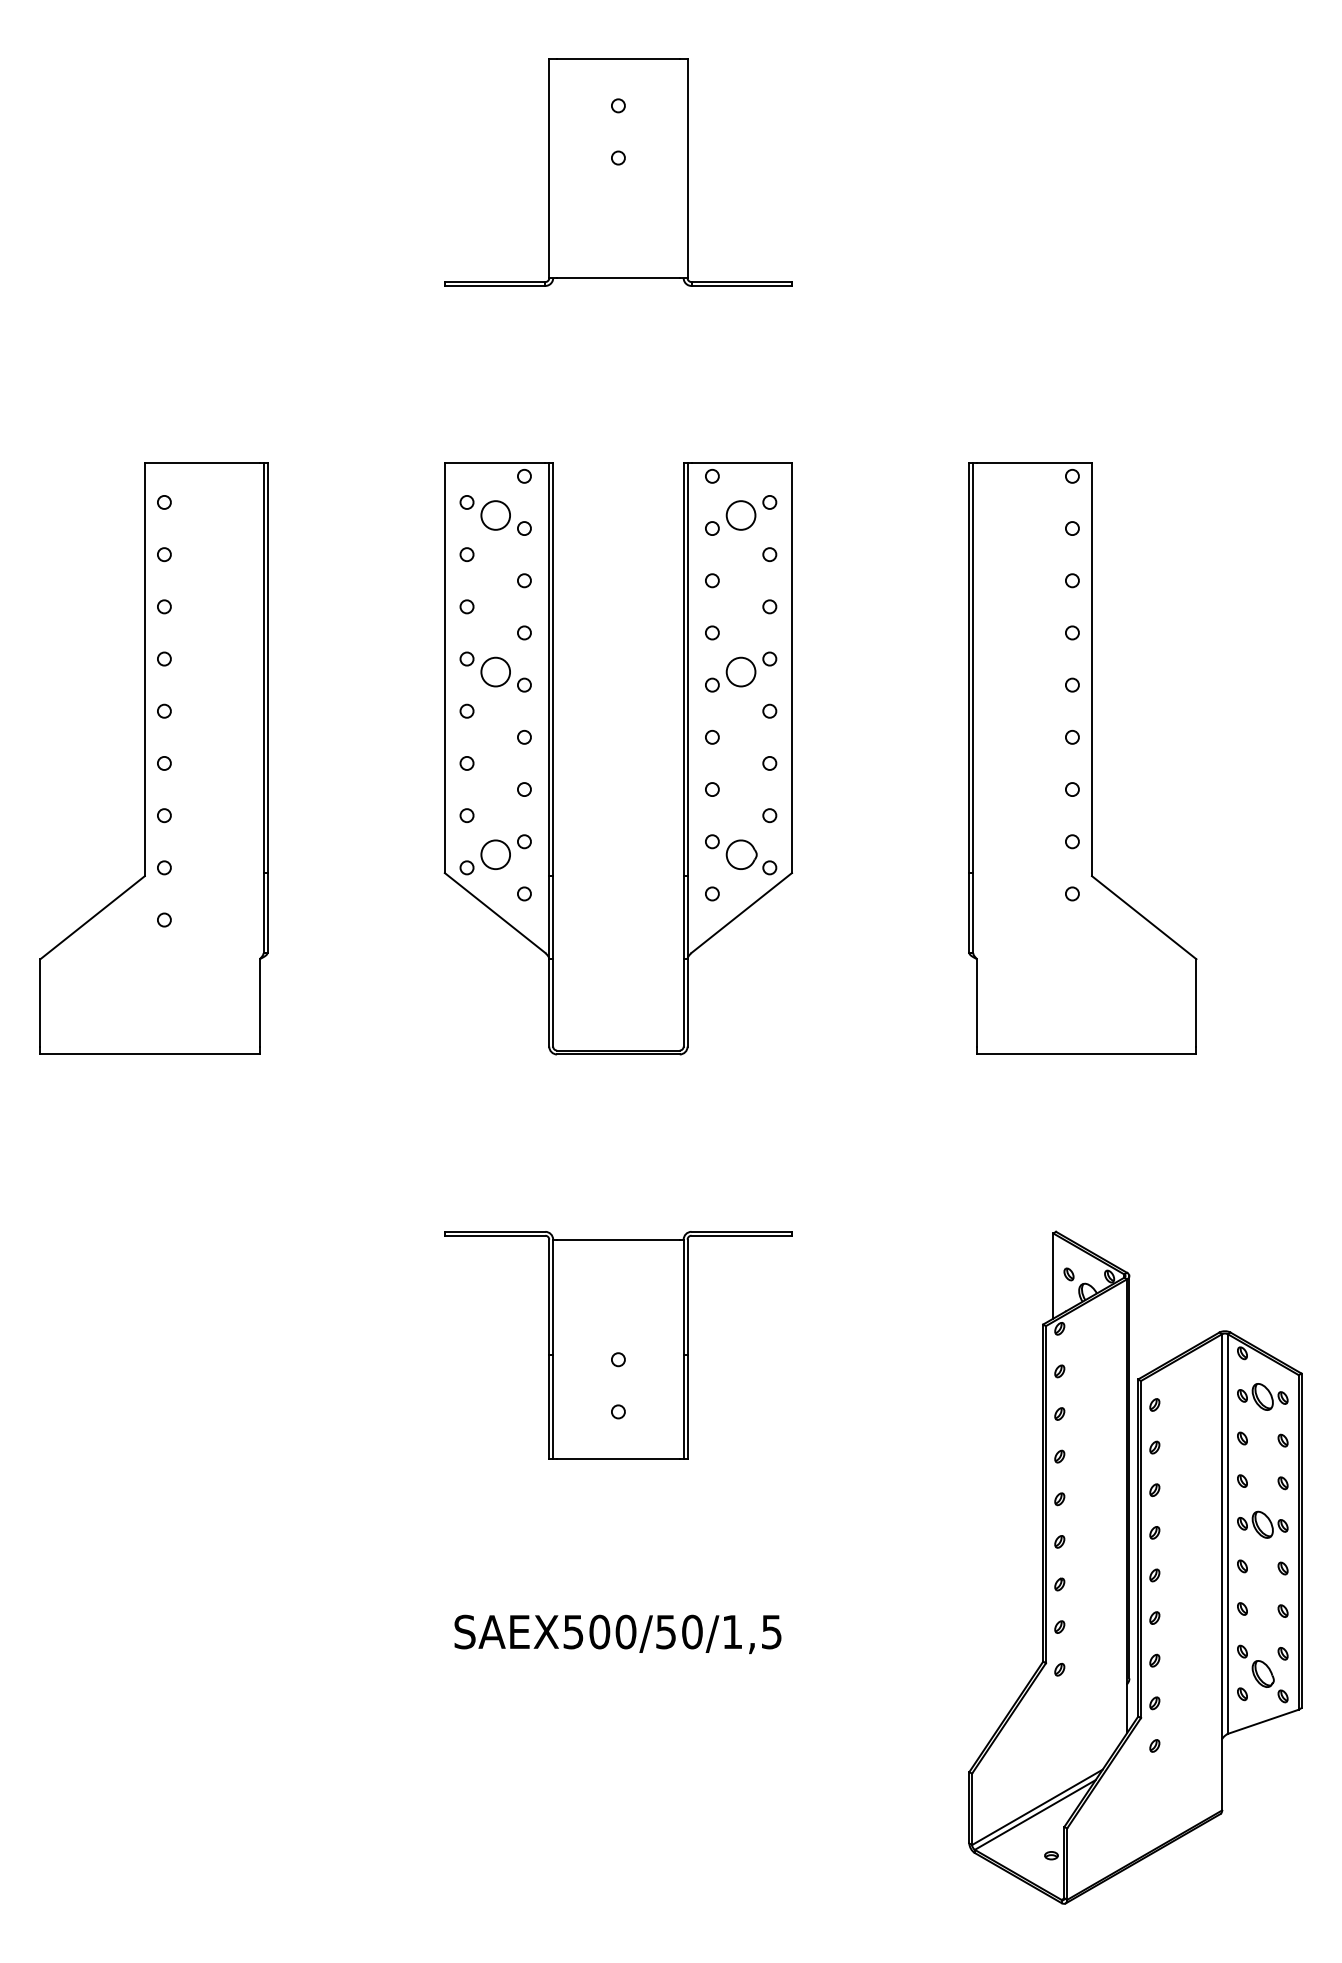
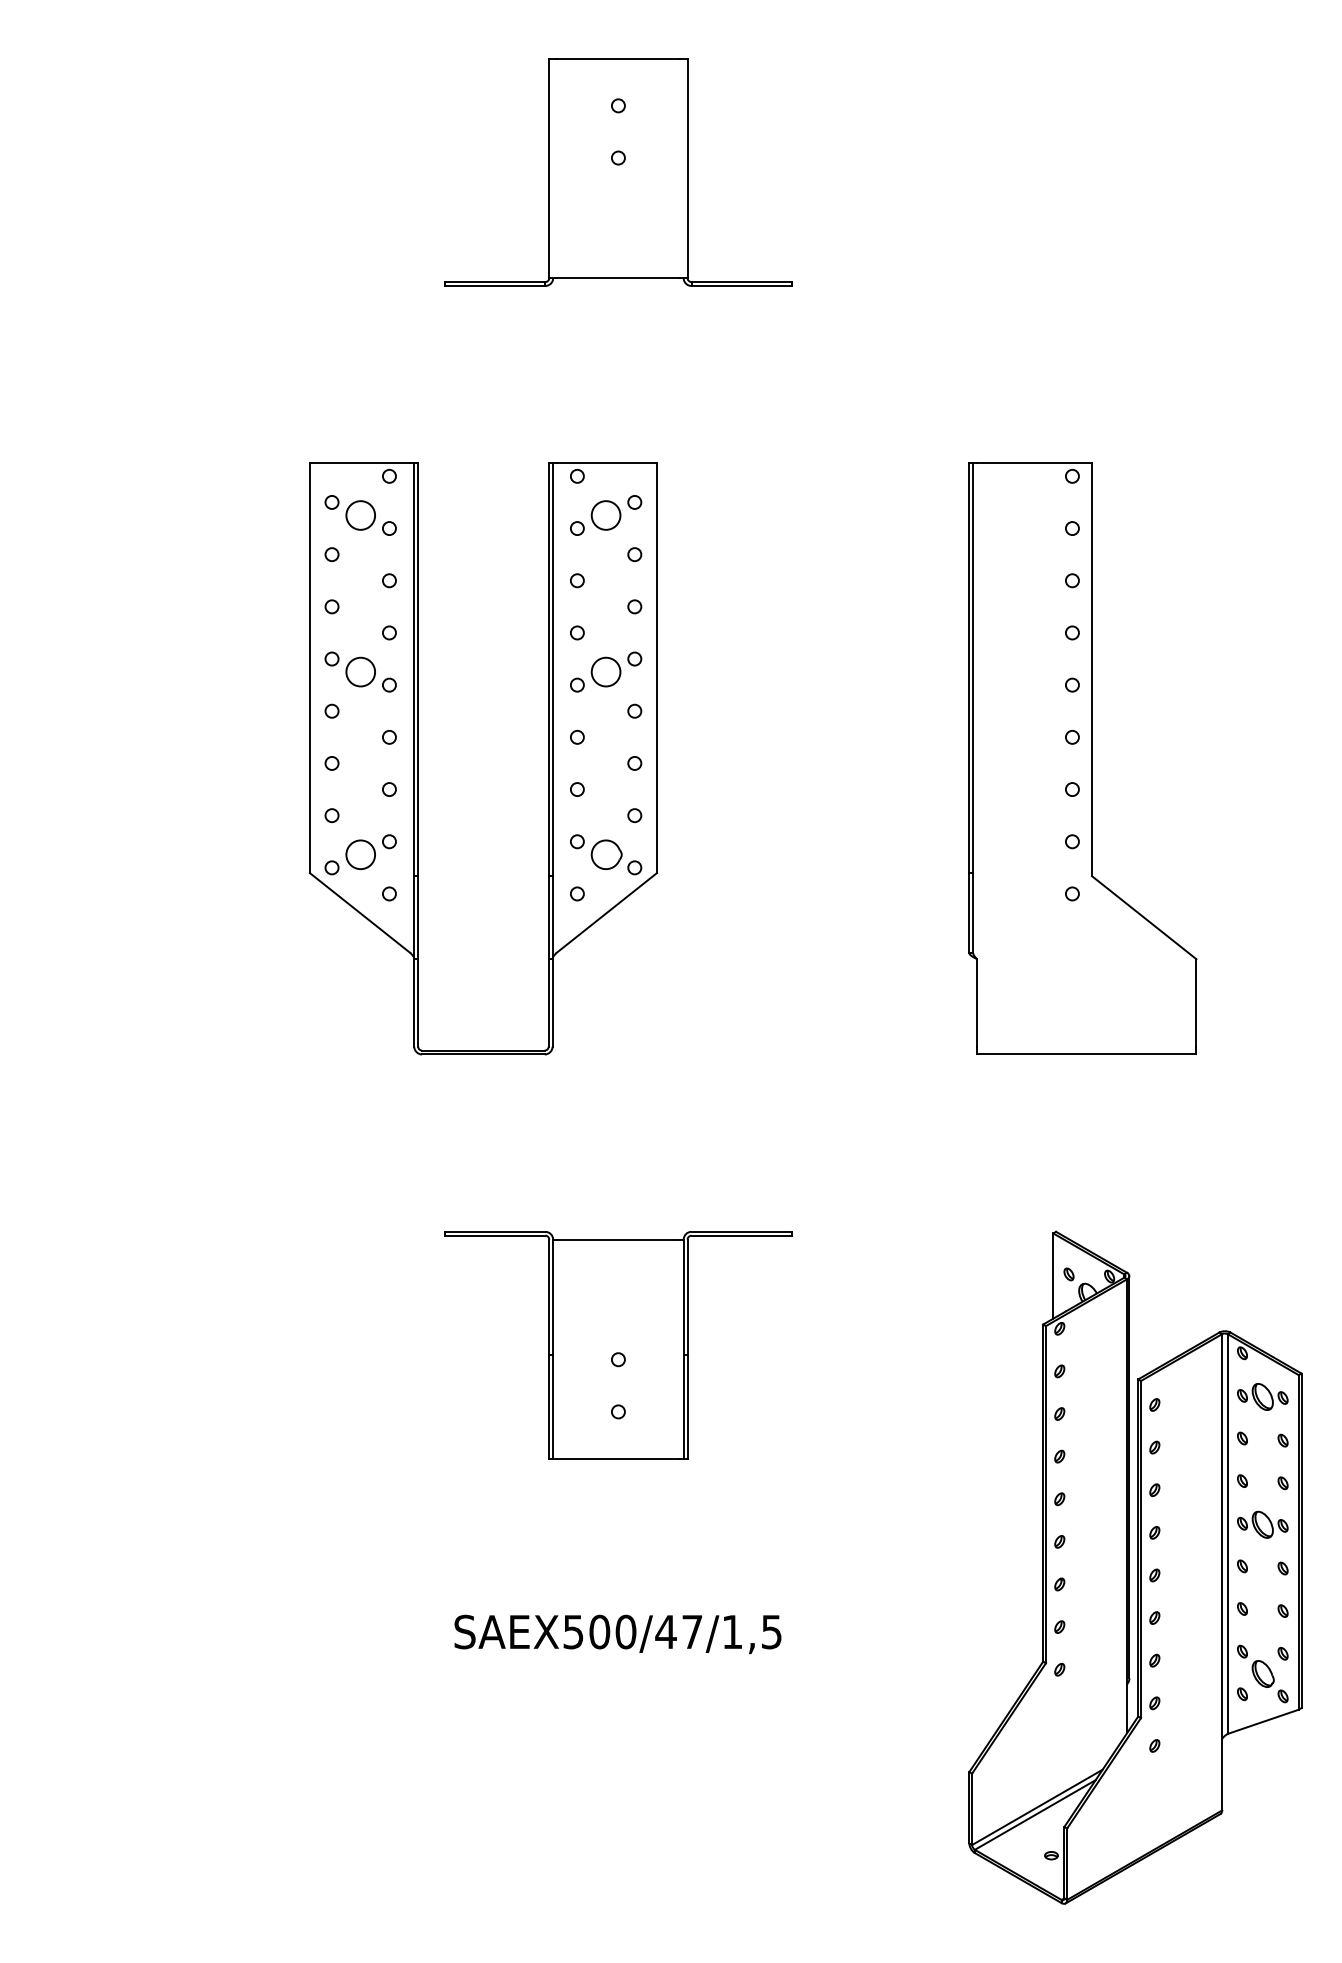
part: present -> none (153, 758)
part position: (553, 758) -> (418, 758) (418, 758)
text: SAEX500/50/1,5 -> SAEX500/47/1,5 (678, 1631)
